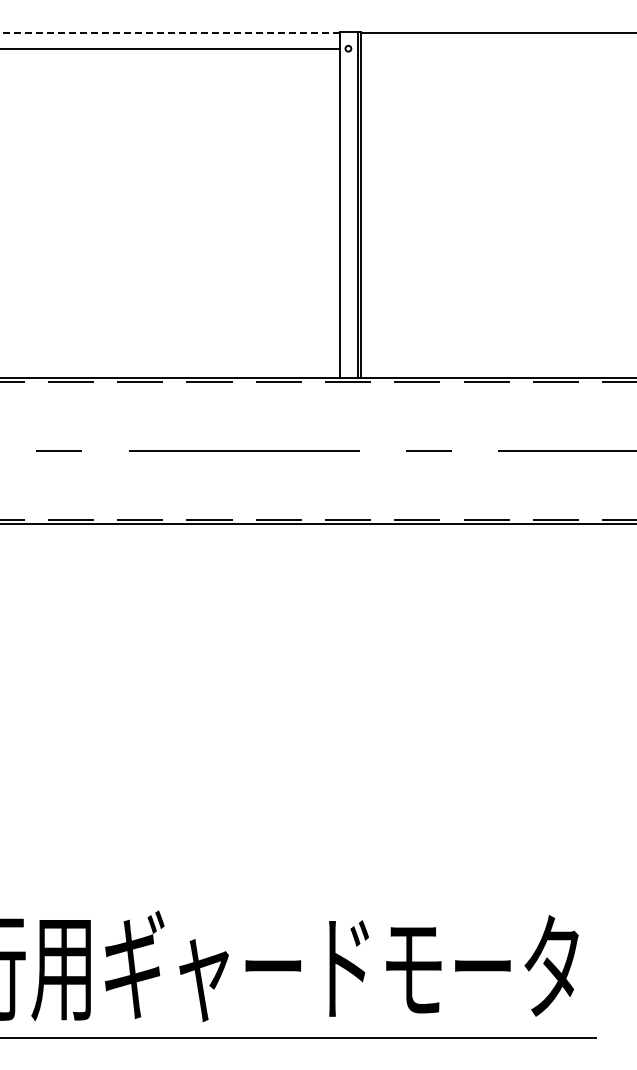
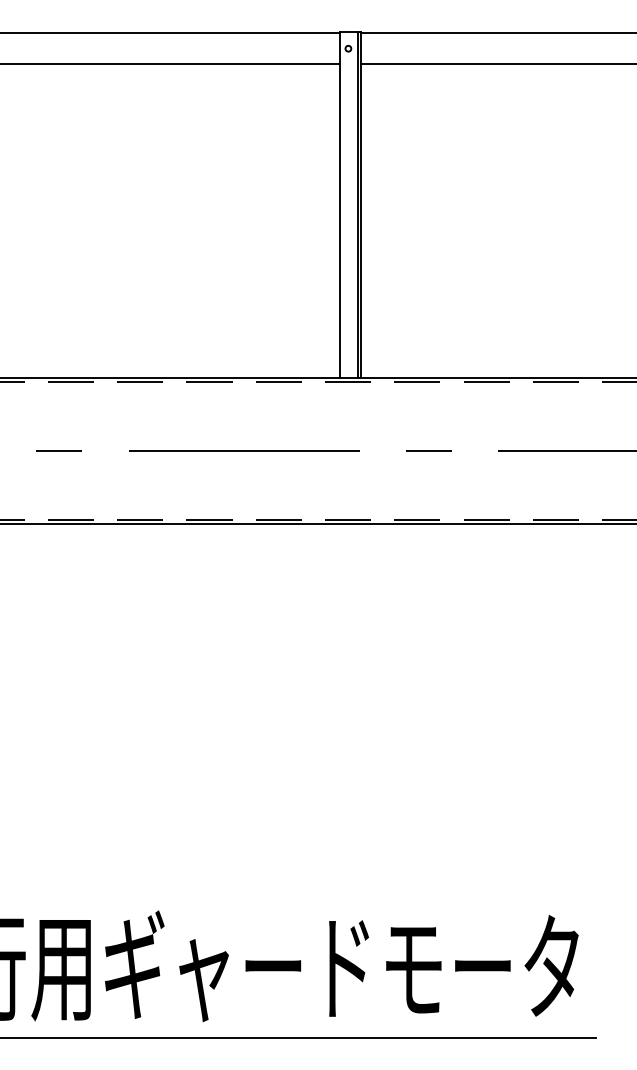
line: dashed -> solid (170, 33)
line position: (171, 49) -> (171, 64) (171, 64)
line: none -> present (496, 64)
